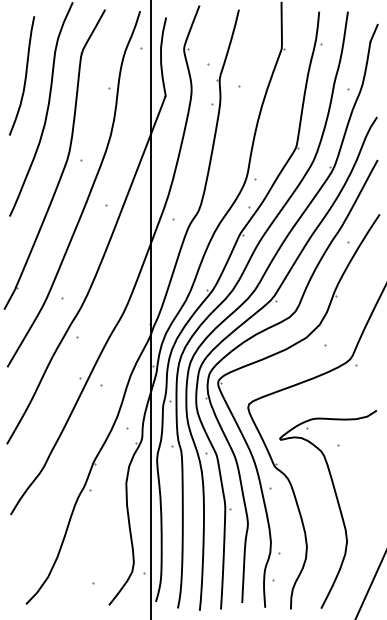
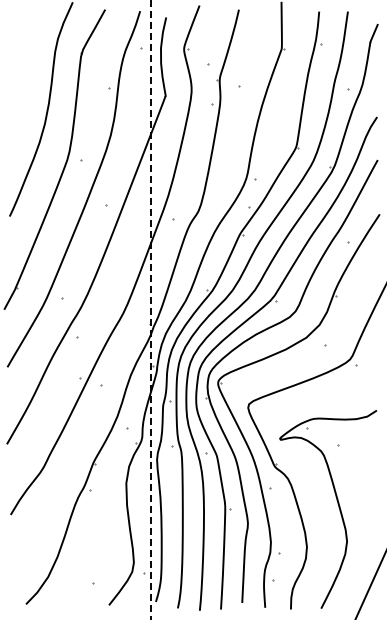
curve: present -> none (25, 75)
line: solid -> dashed (151, 309)
